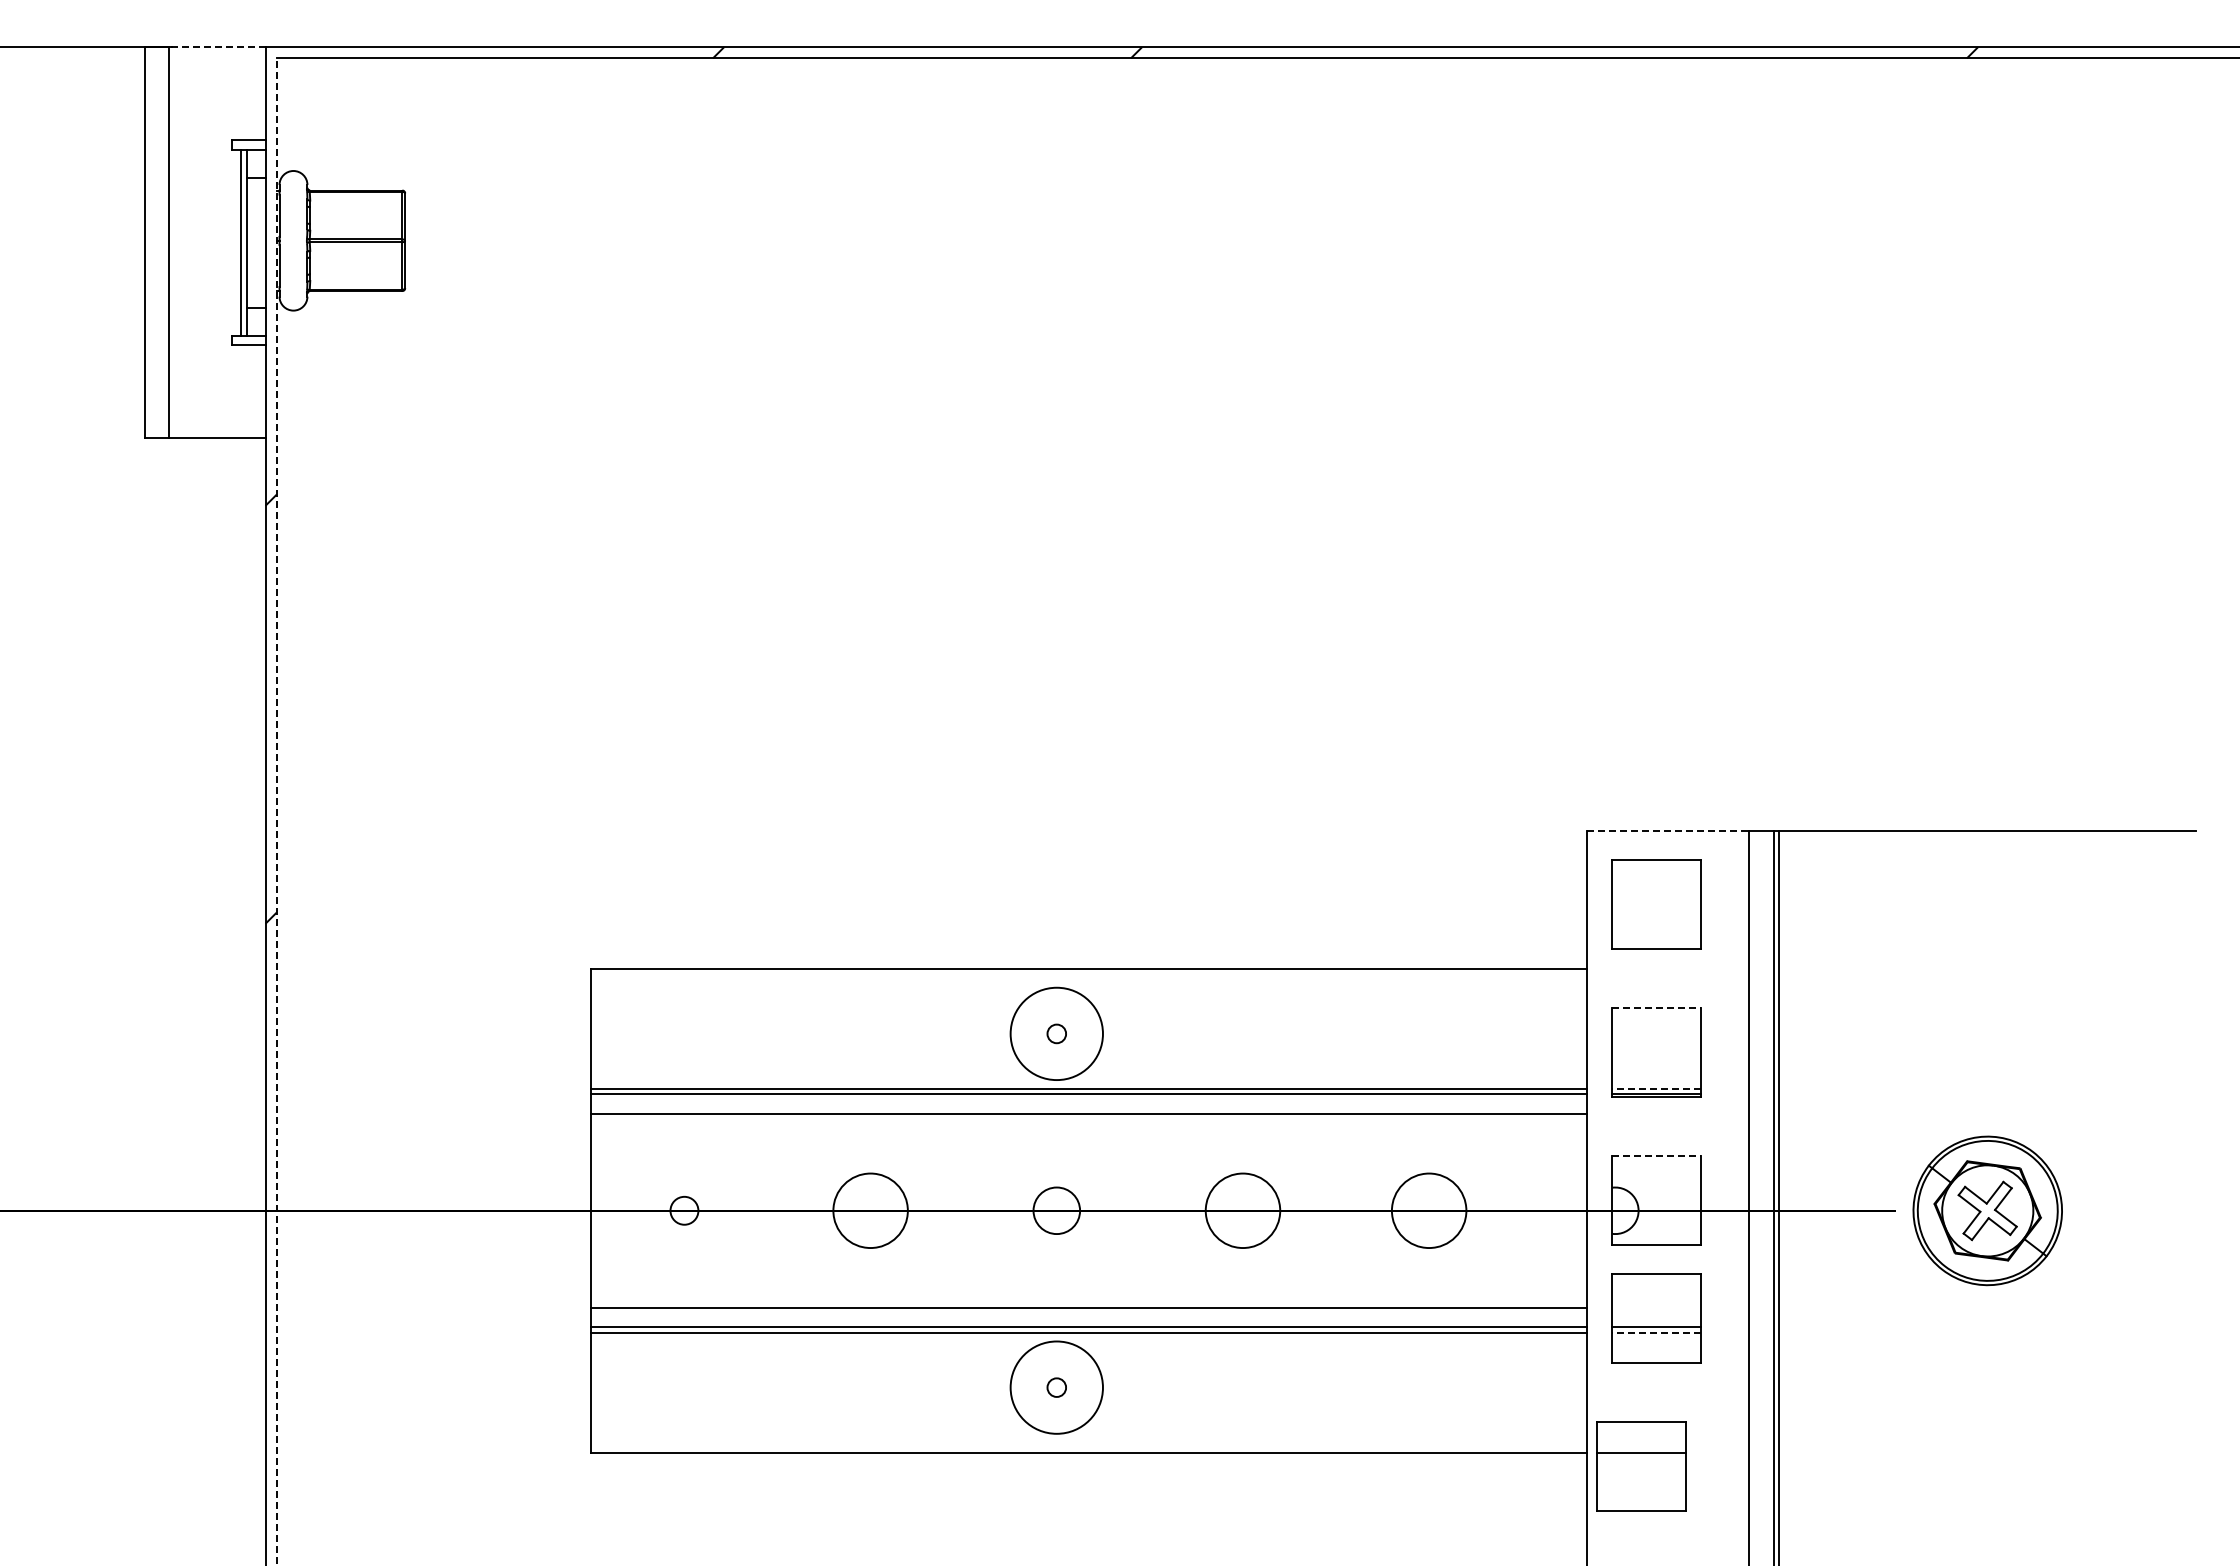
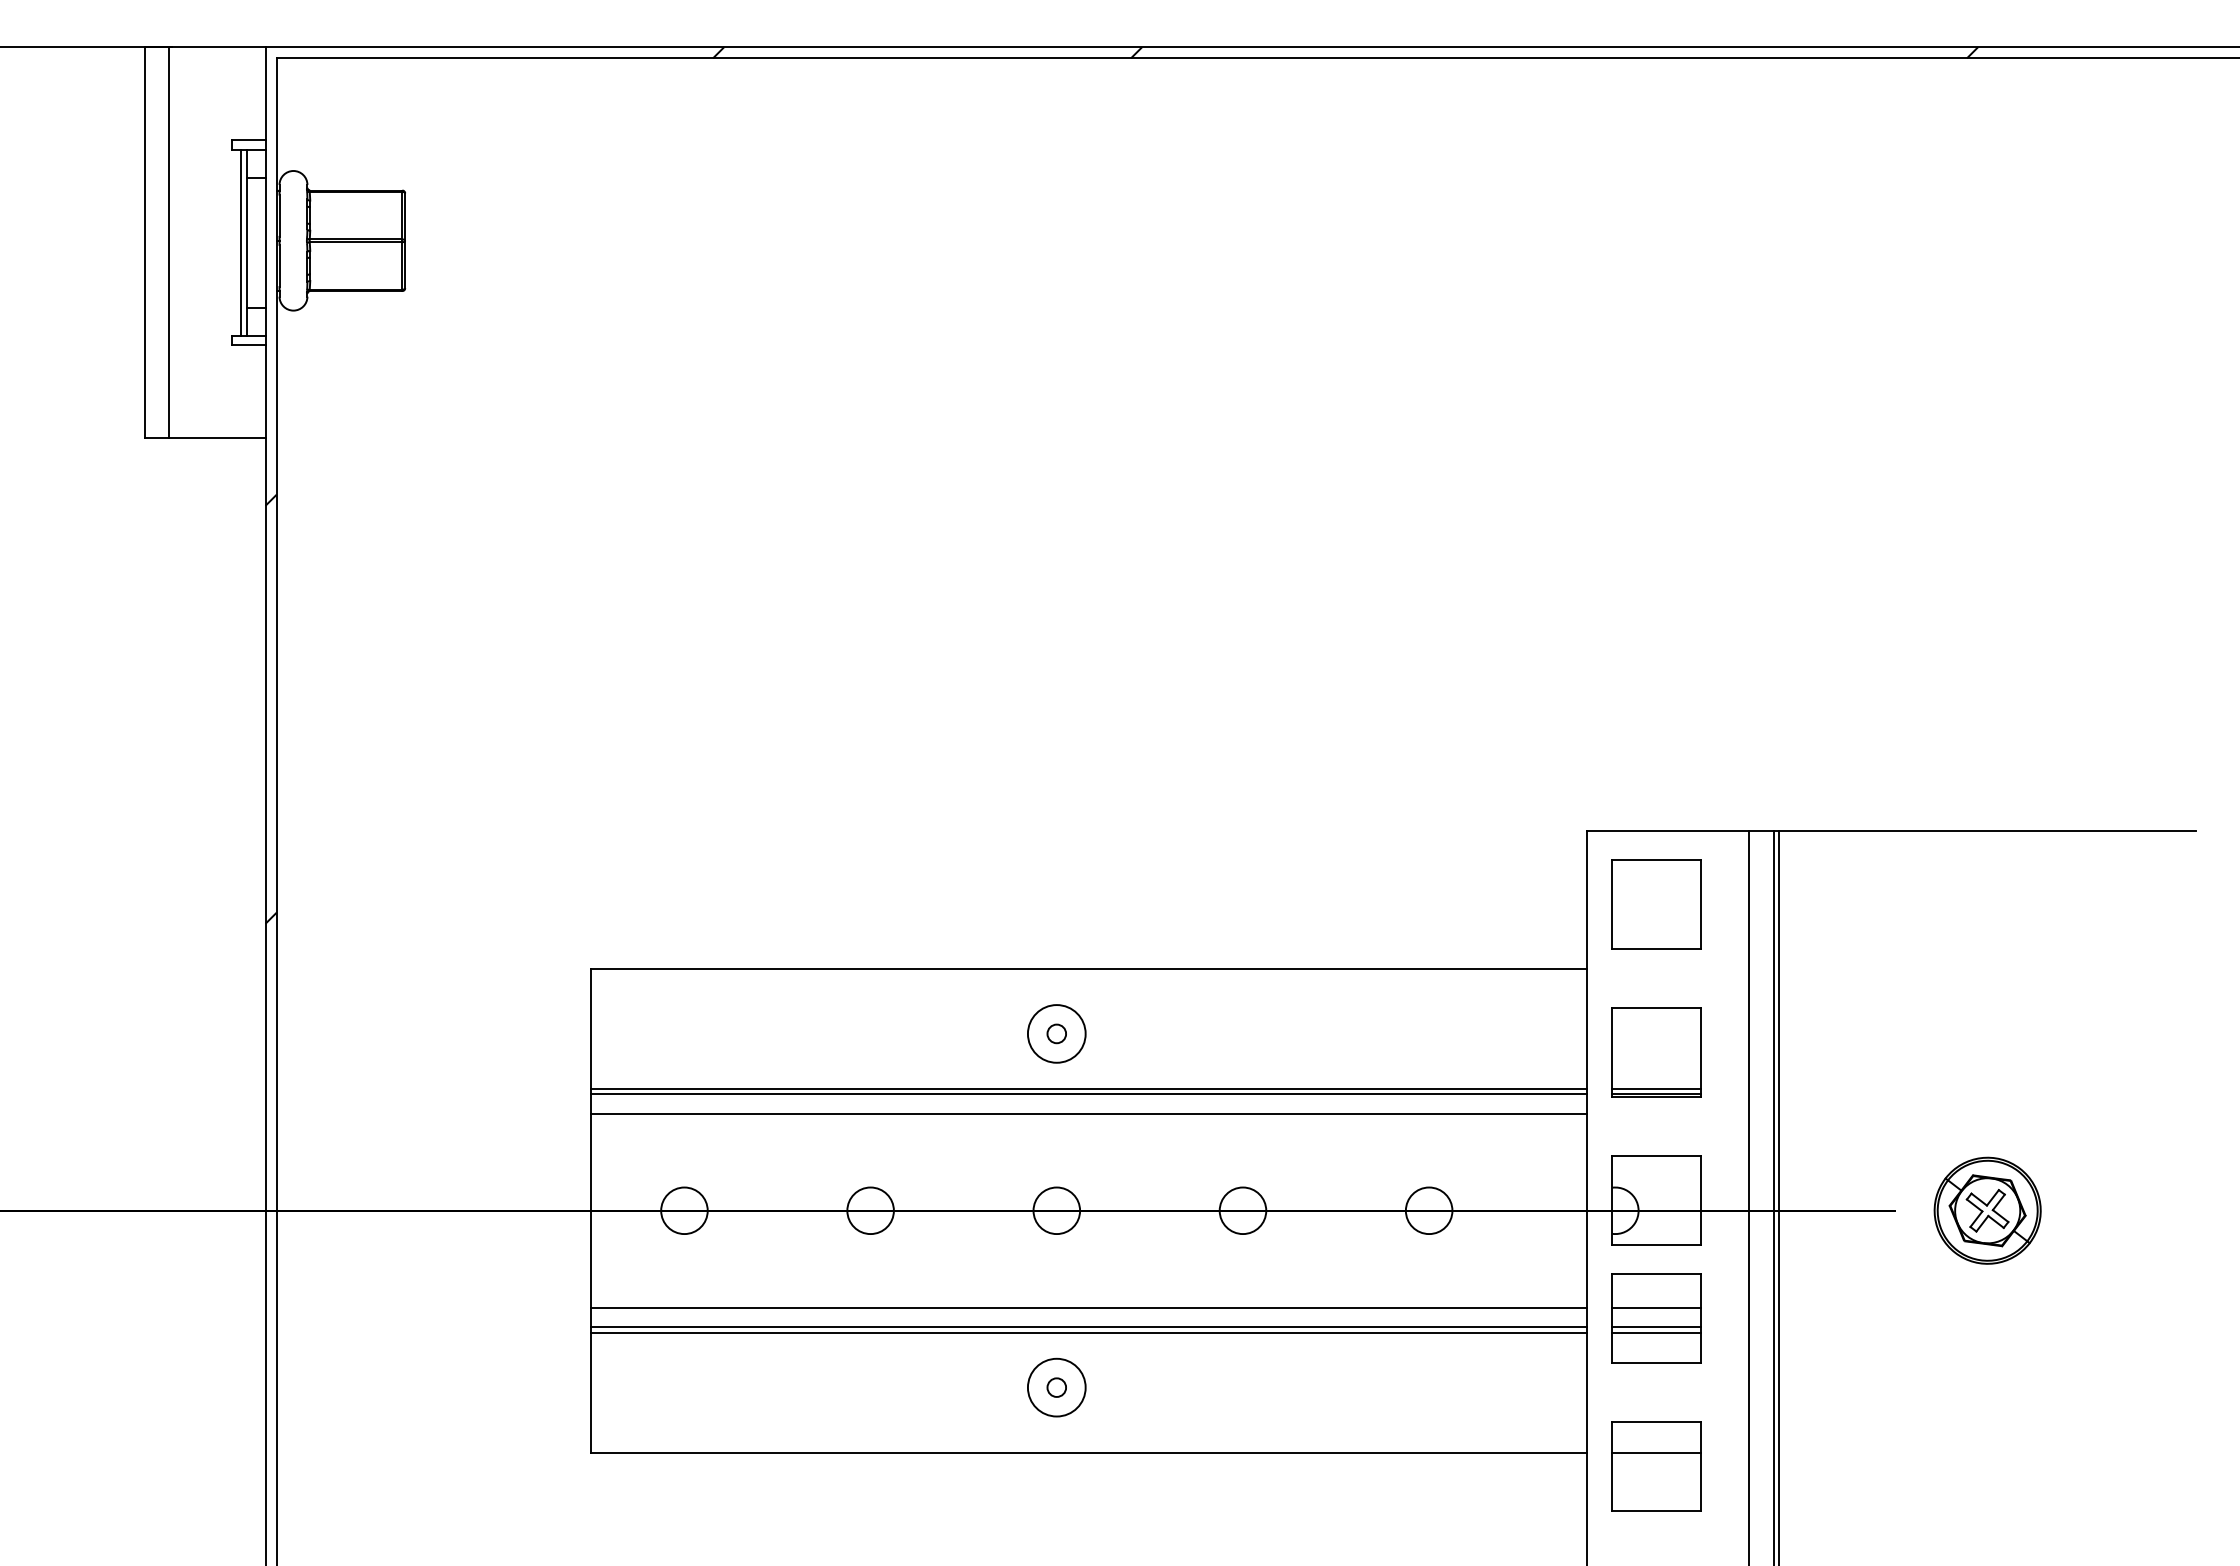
line: dashed -> solid (216, 47)
line: dashed -> solid (276, 811)
line: dashed -> solid (1668, 831)
line: dashed -> solid (1657, 1008)
circle diameter: 92 px -> 58 px (1056, 1033)
line: dashed -> solid (1656, 1088)
line: dashed -> solid (1657, 1156)
circle diameter: 28 px -> 47 px (684, 1210)
circle diameter: 74 px -> 47 px (870, 1210)
circle diameter: 74 px -> 47 px (1242, 1210)
circle diameter: 74 px -> 47 px (1428, 1210)
part size: 151x152 px -> 109x109 px (1987, 1210)
line: none -> present (1656, 1307)
line: dashed -> solid (1656, 1332)
circle diameter: 92 px -> 58 px (1056, 1387)
part position: (1641, 1466) -> (1656, 1466) (1656, 1466)
